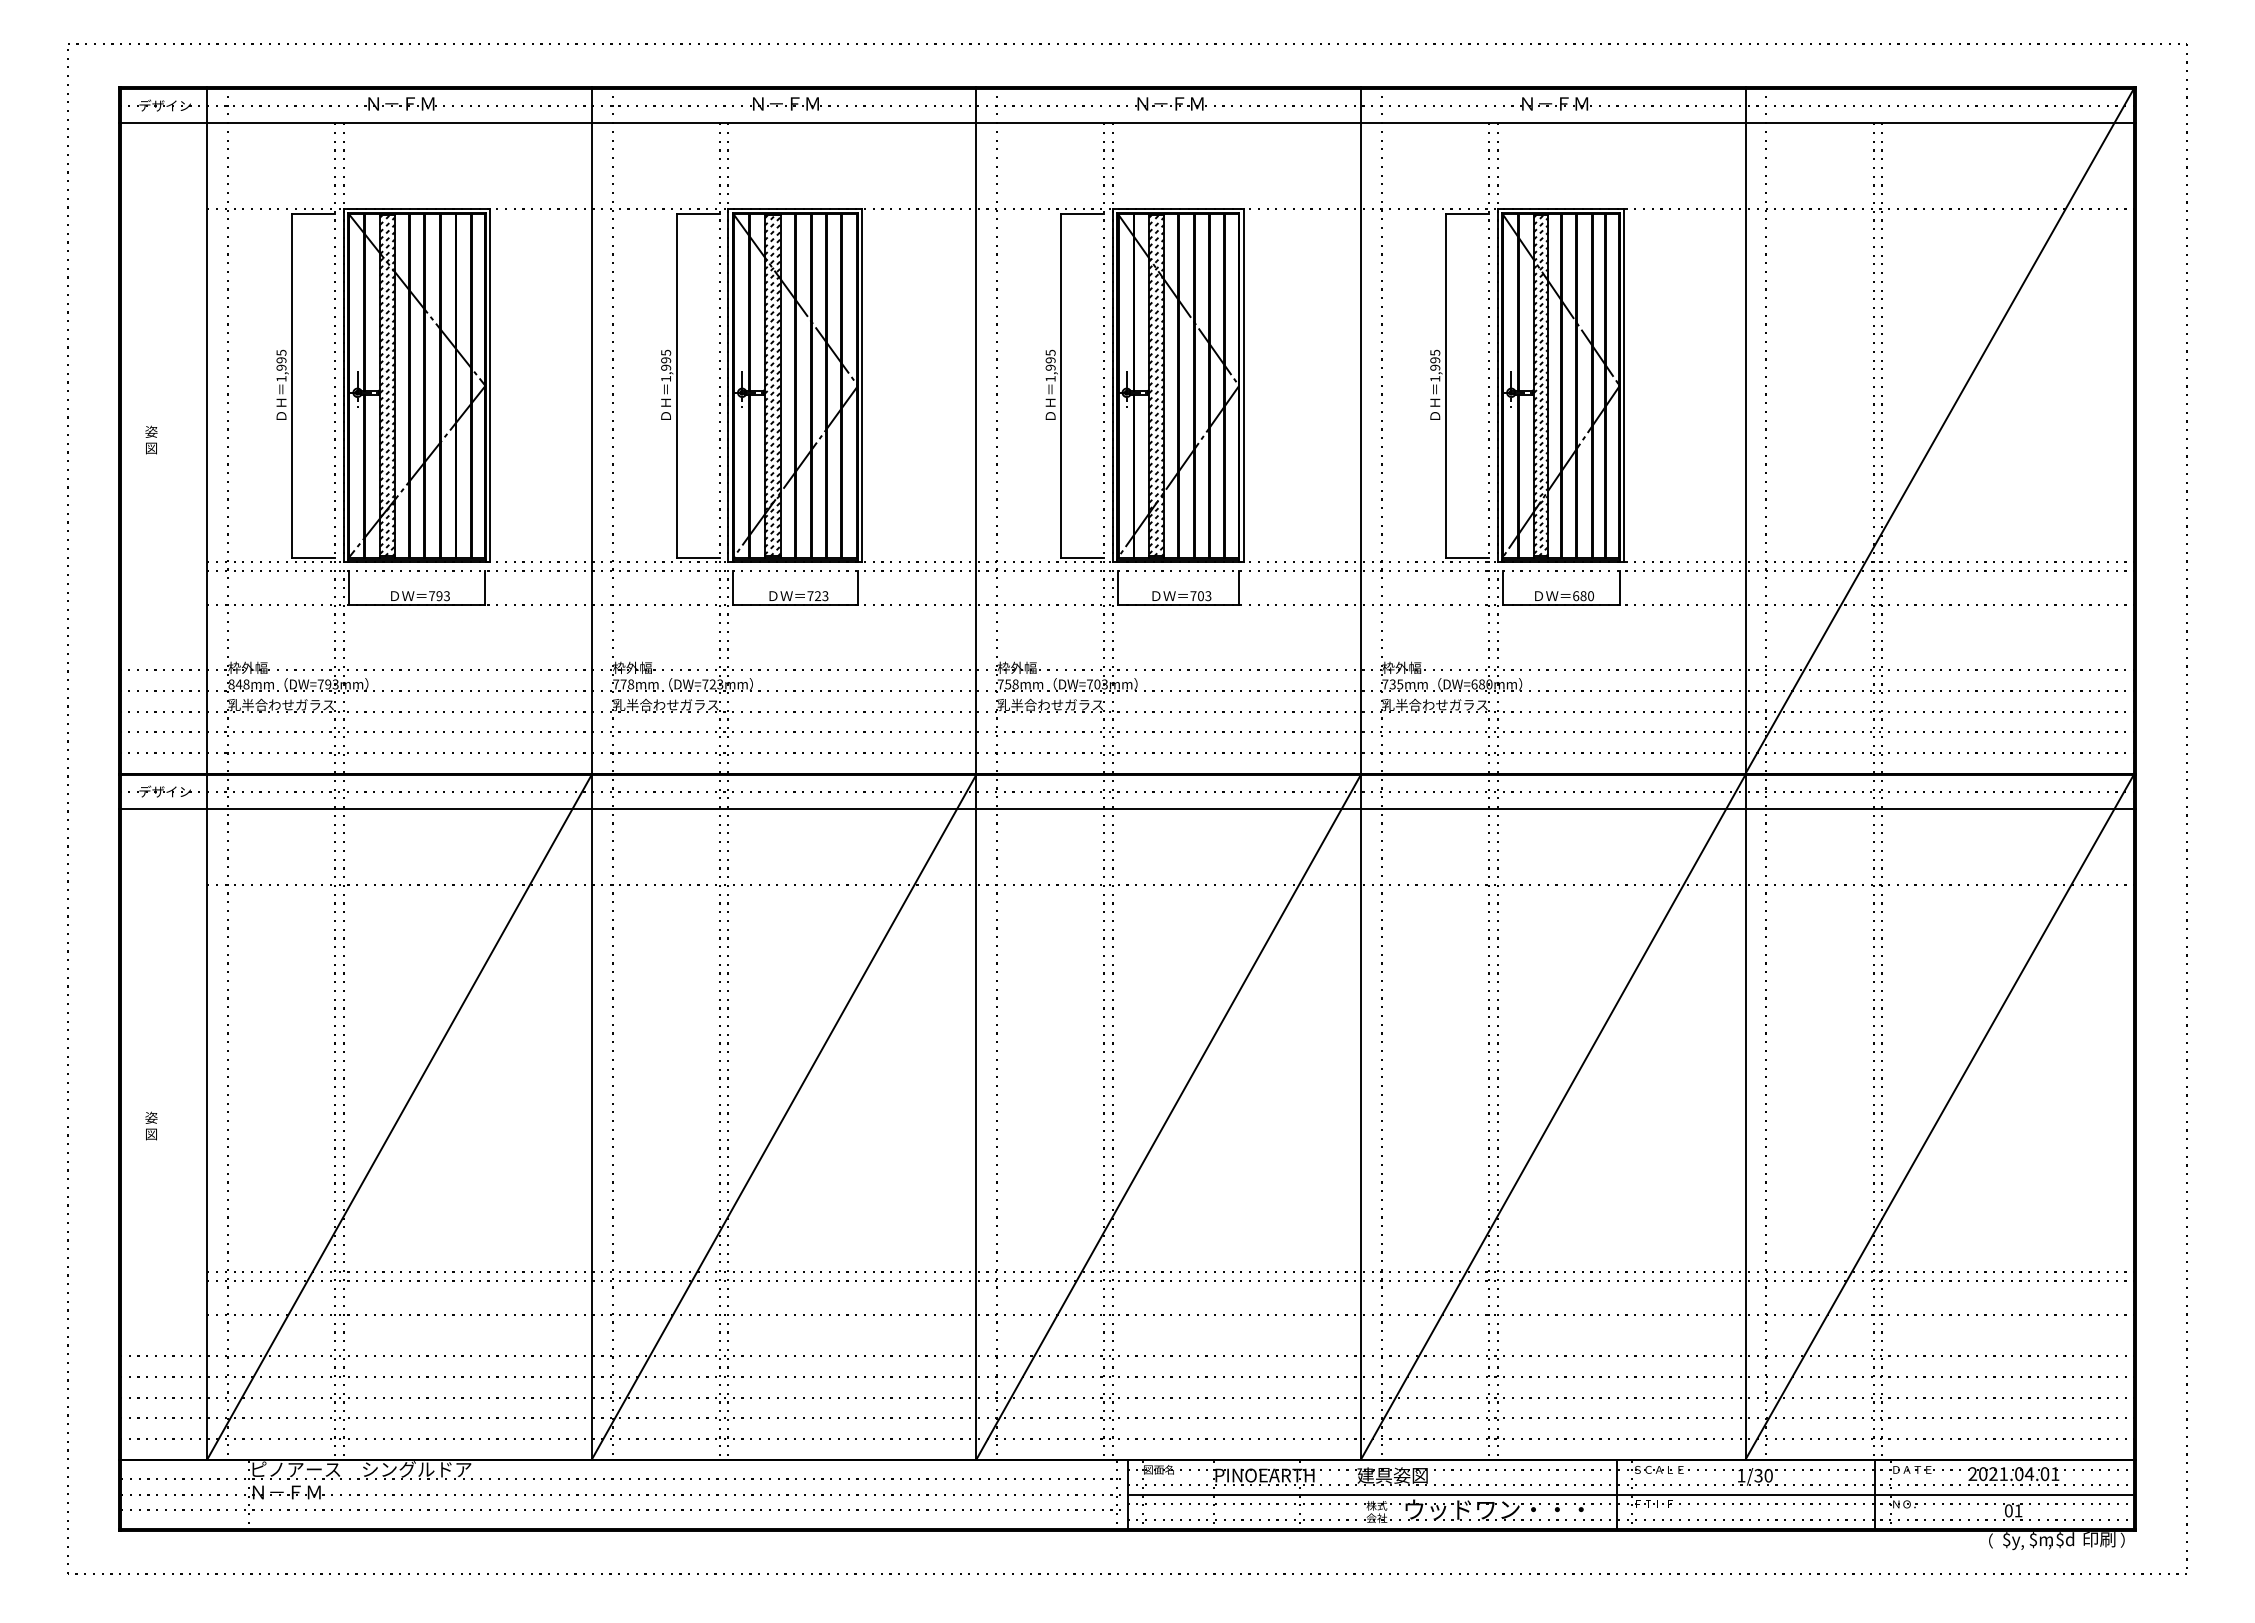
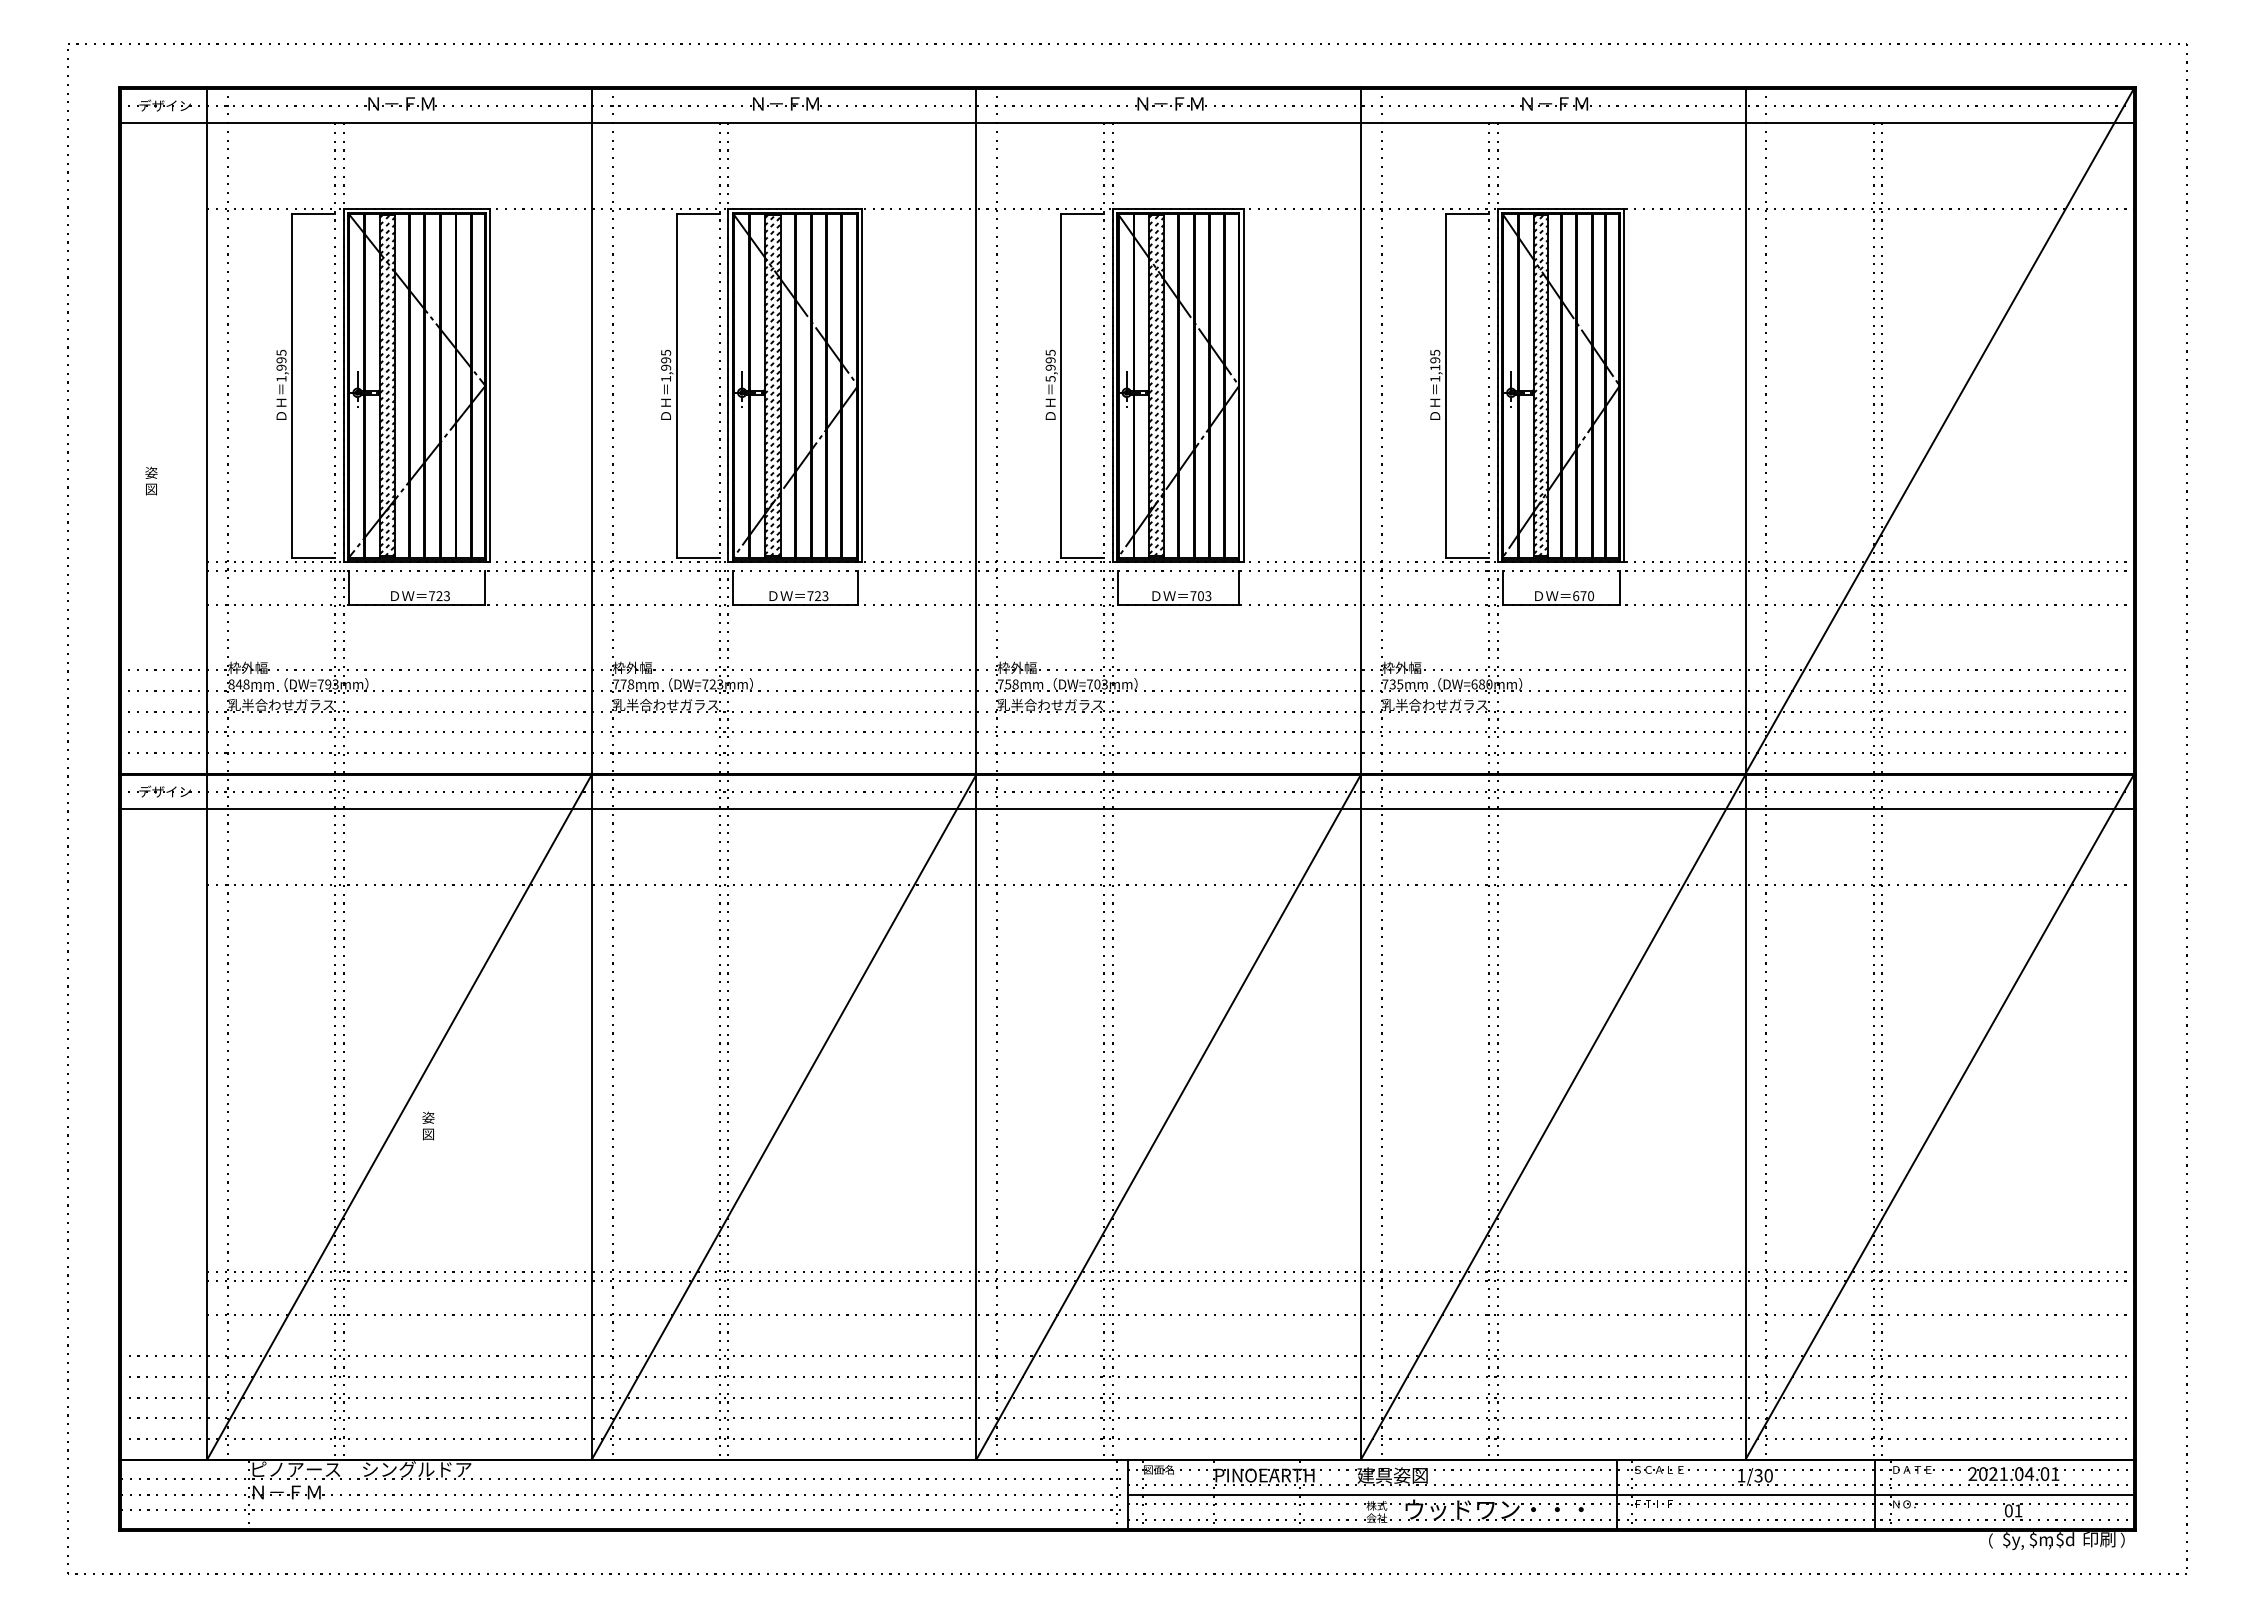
text: 1,995 -> 1,195 (1435, 367)
text: 1,995 -> 5,995 (1050, 379)
text position: (151, 439) -> (151, 480) (151, 480)
text: 793 -> 723 (439, 596)
text: 680 -> 670 (1583, 596)
text position: (151, 1125) -> (428, 1125) (428, 1125)
